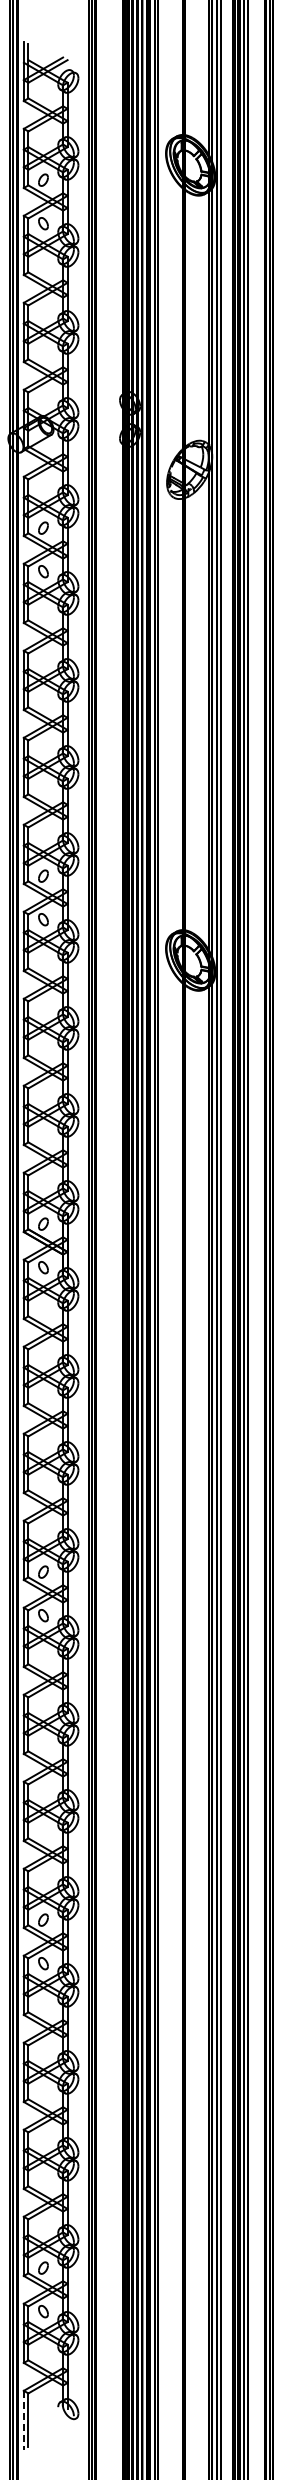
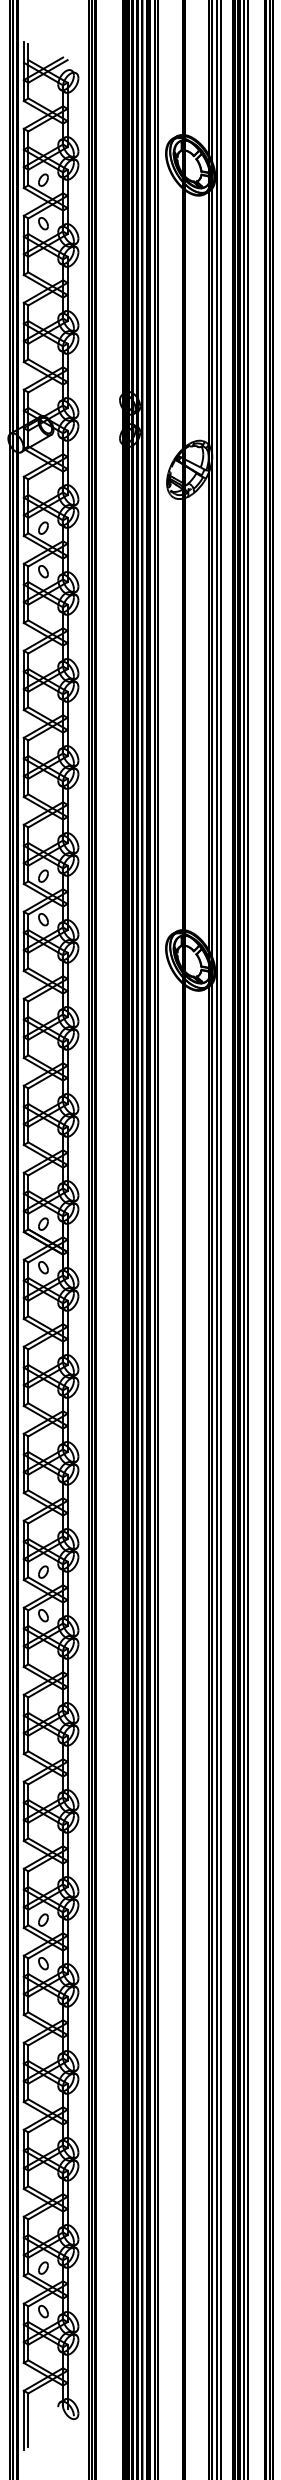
line: dashed -> solid (23, 2420)
